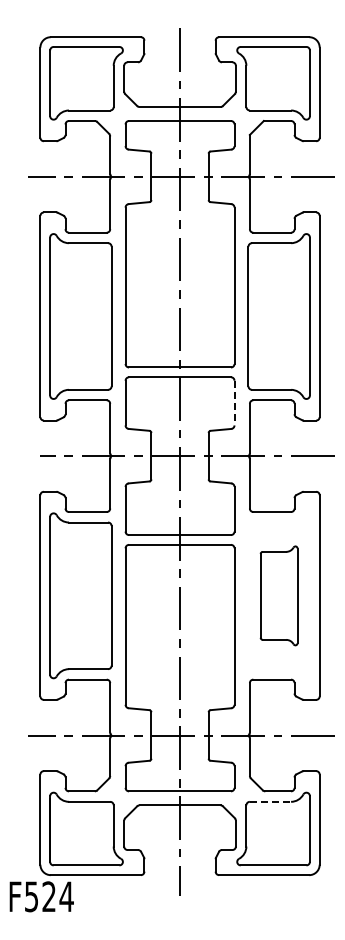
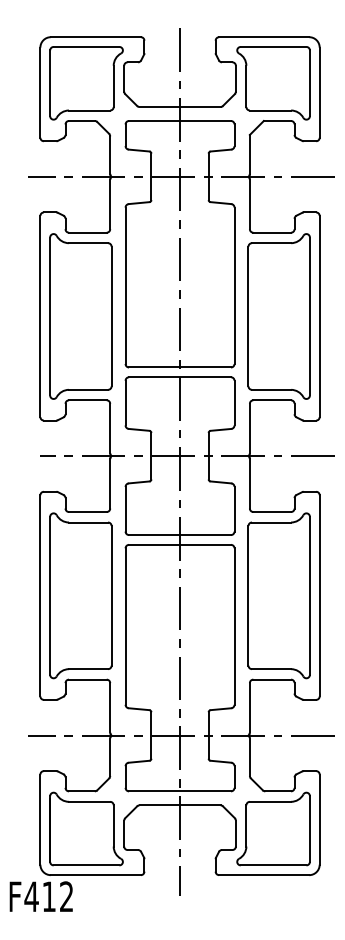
line: dashed -> solid (234, 403)
part size: 40x102 px -> 64x168 px (278, 595)
line: dashed -> solid (270, 801)
text: F524 -> F412 (48, 896)
